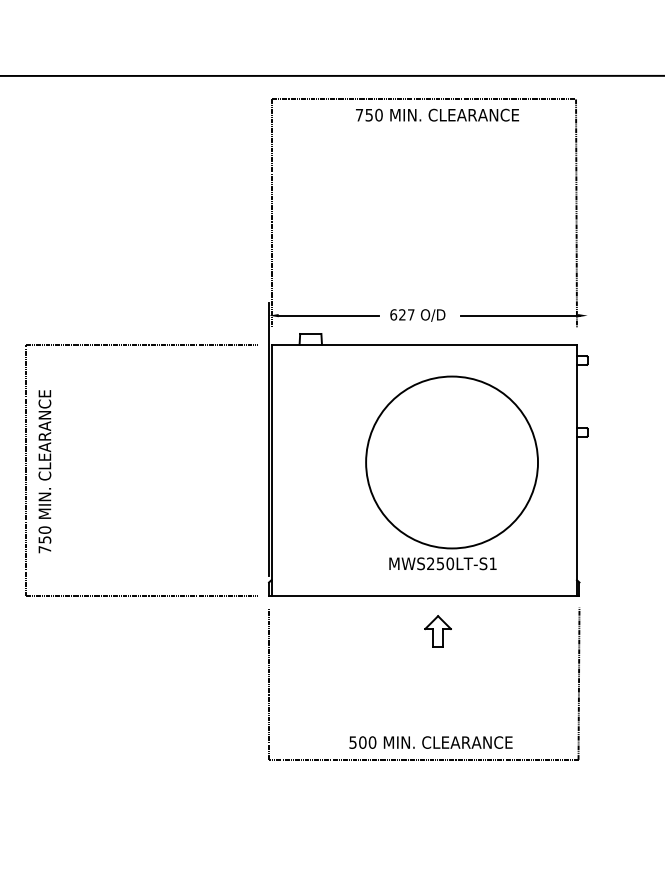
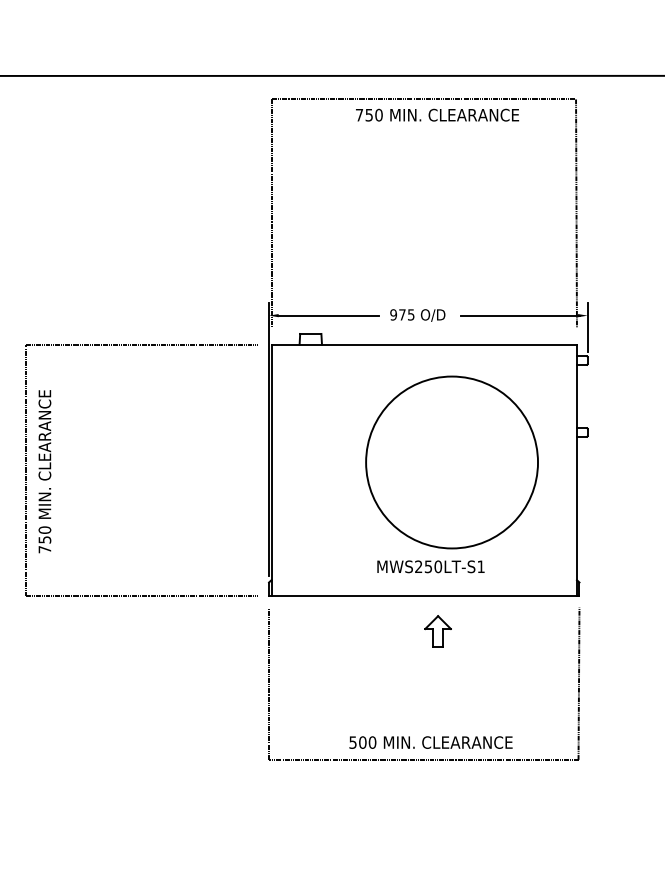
text: 627 -> 975 (402, 314)
line: none -> present (587, 327)
text position: (442, 563) -> (430, 566) (430, 566)
